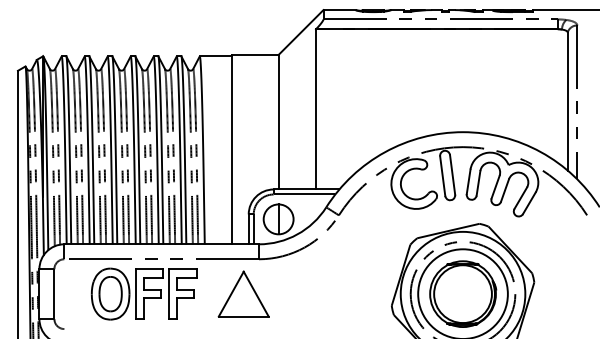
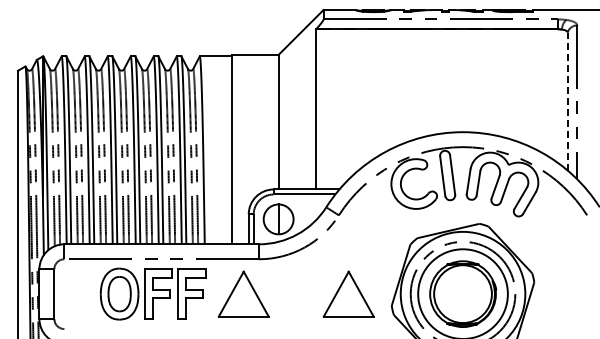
line: solid -> dashed (567, 101)
part position: (143, 293) -> (152, 293) (152, 293)
part: none -> present (348, 293)
